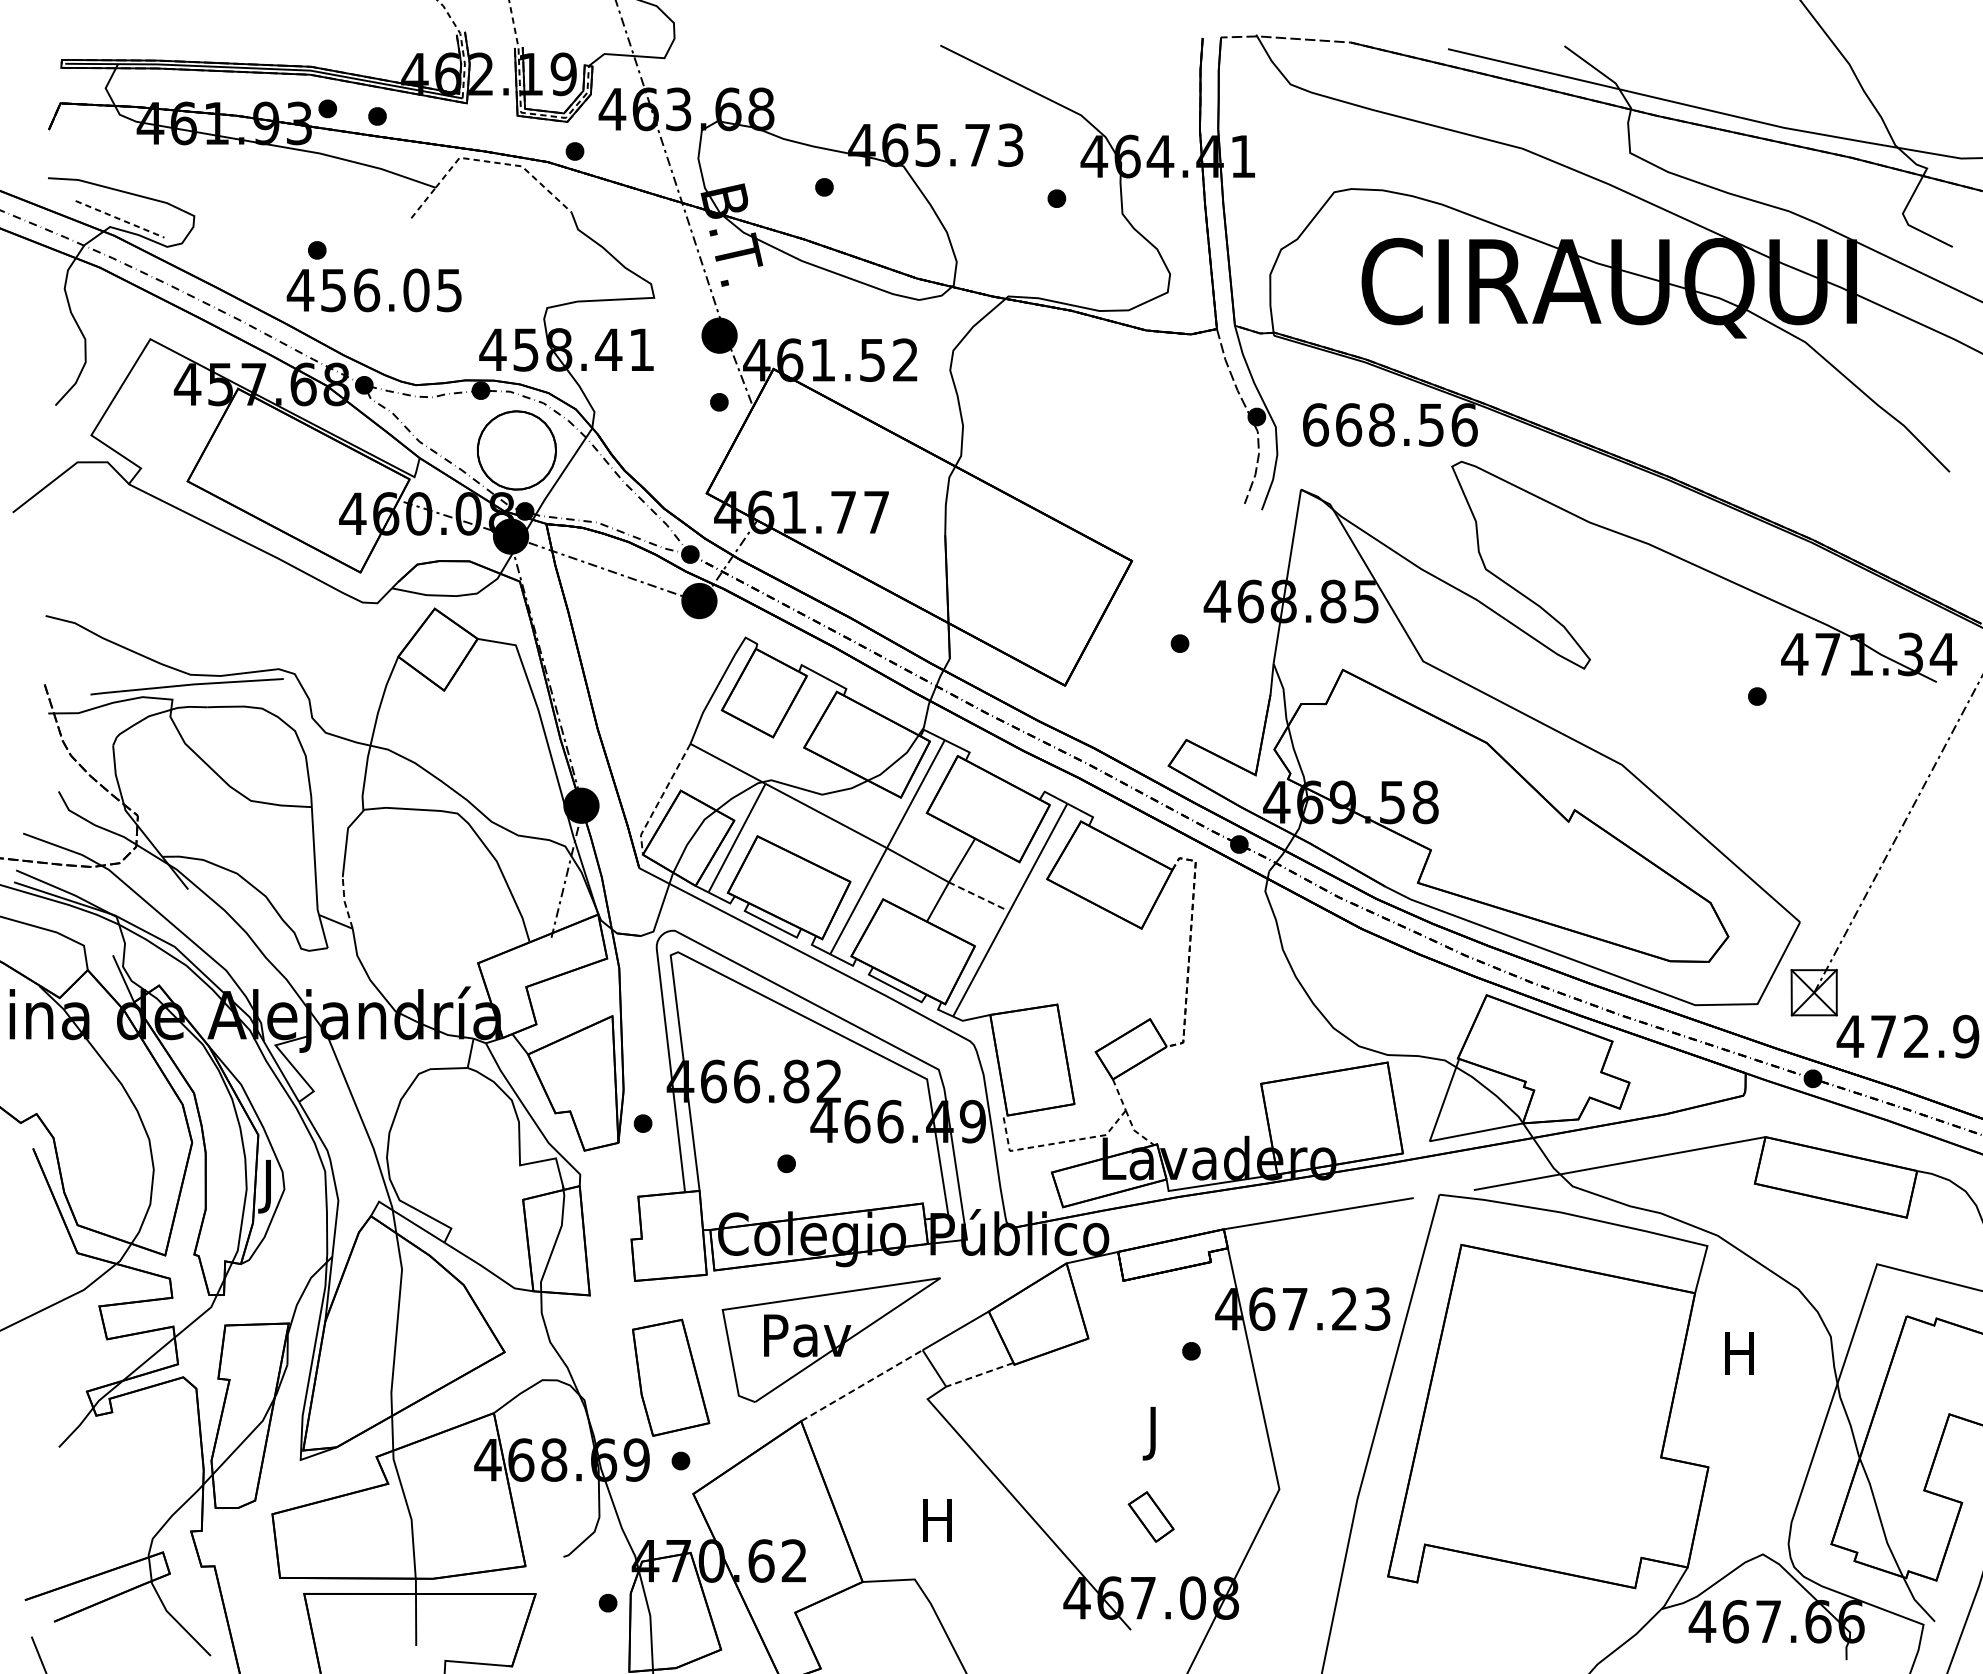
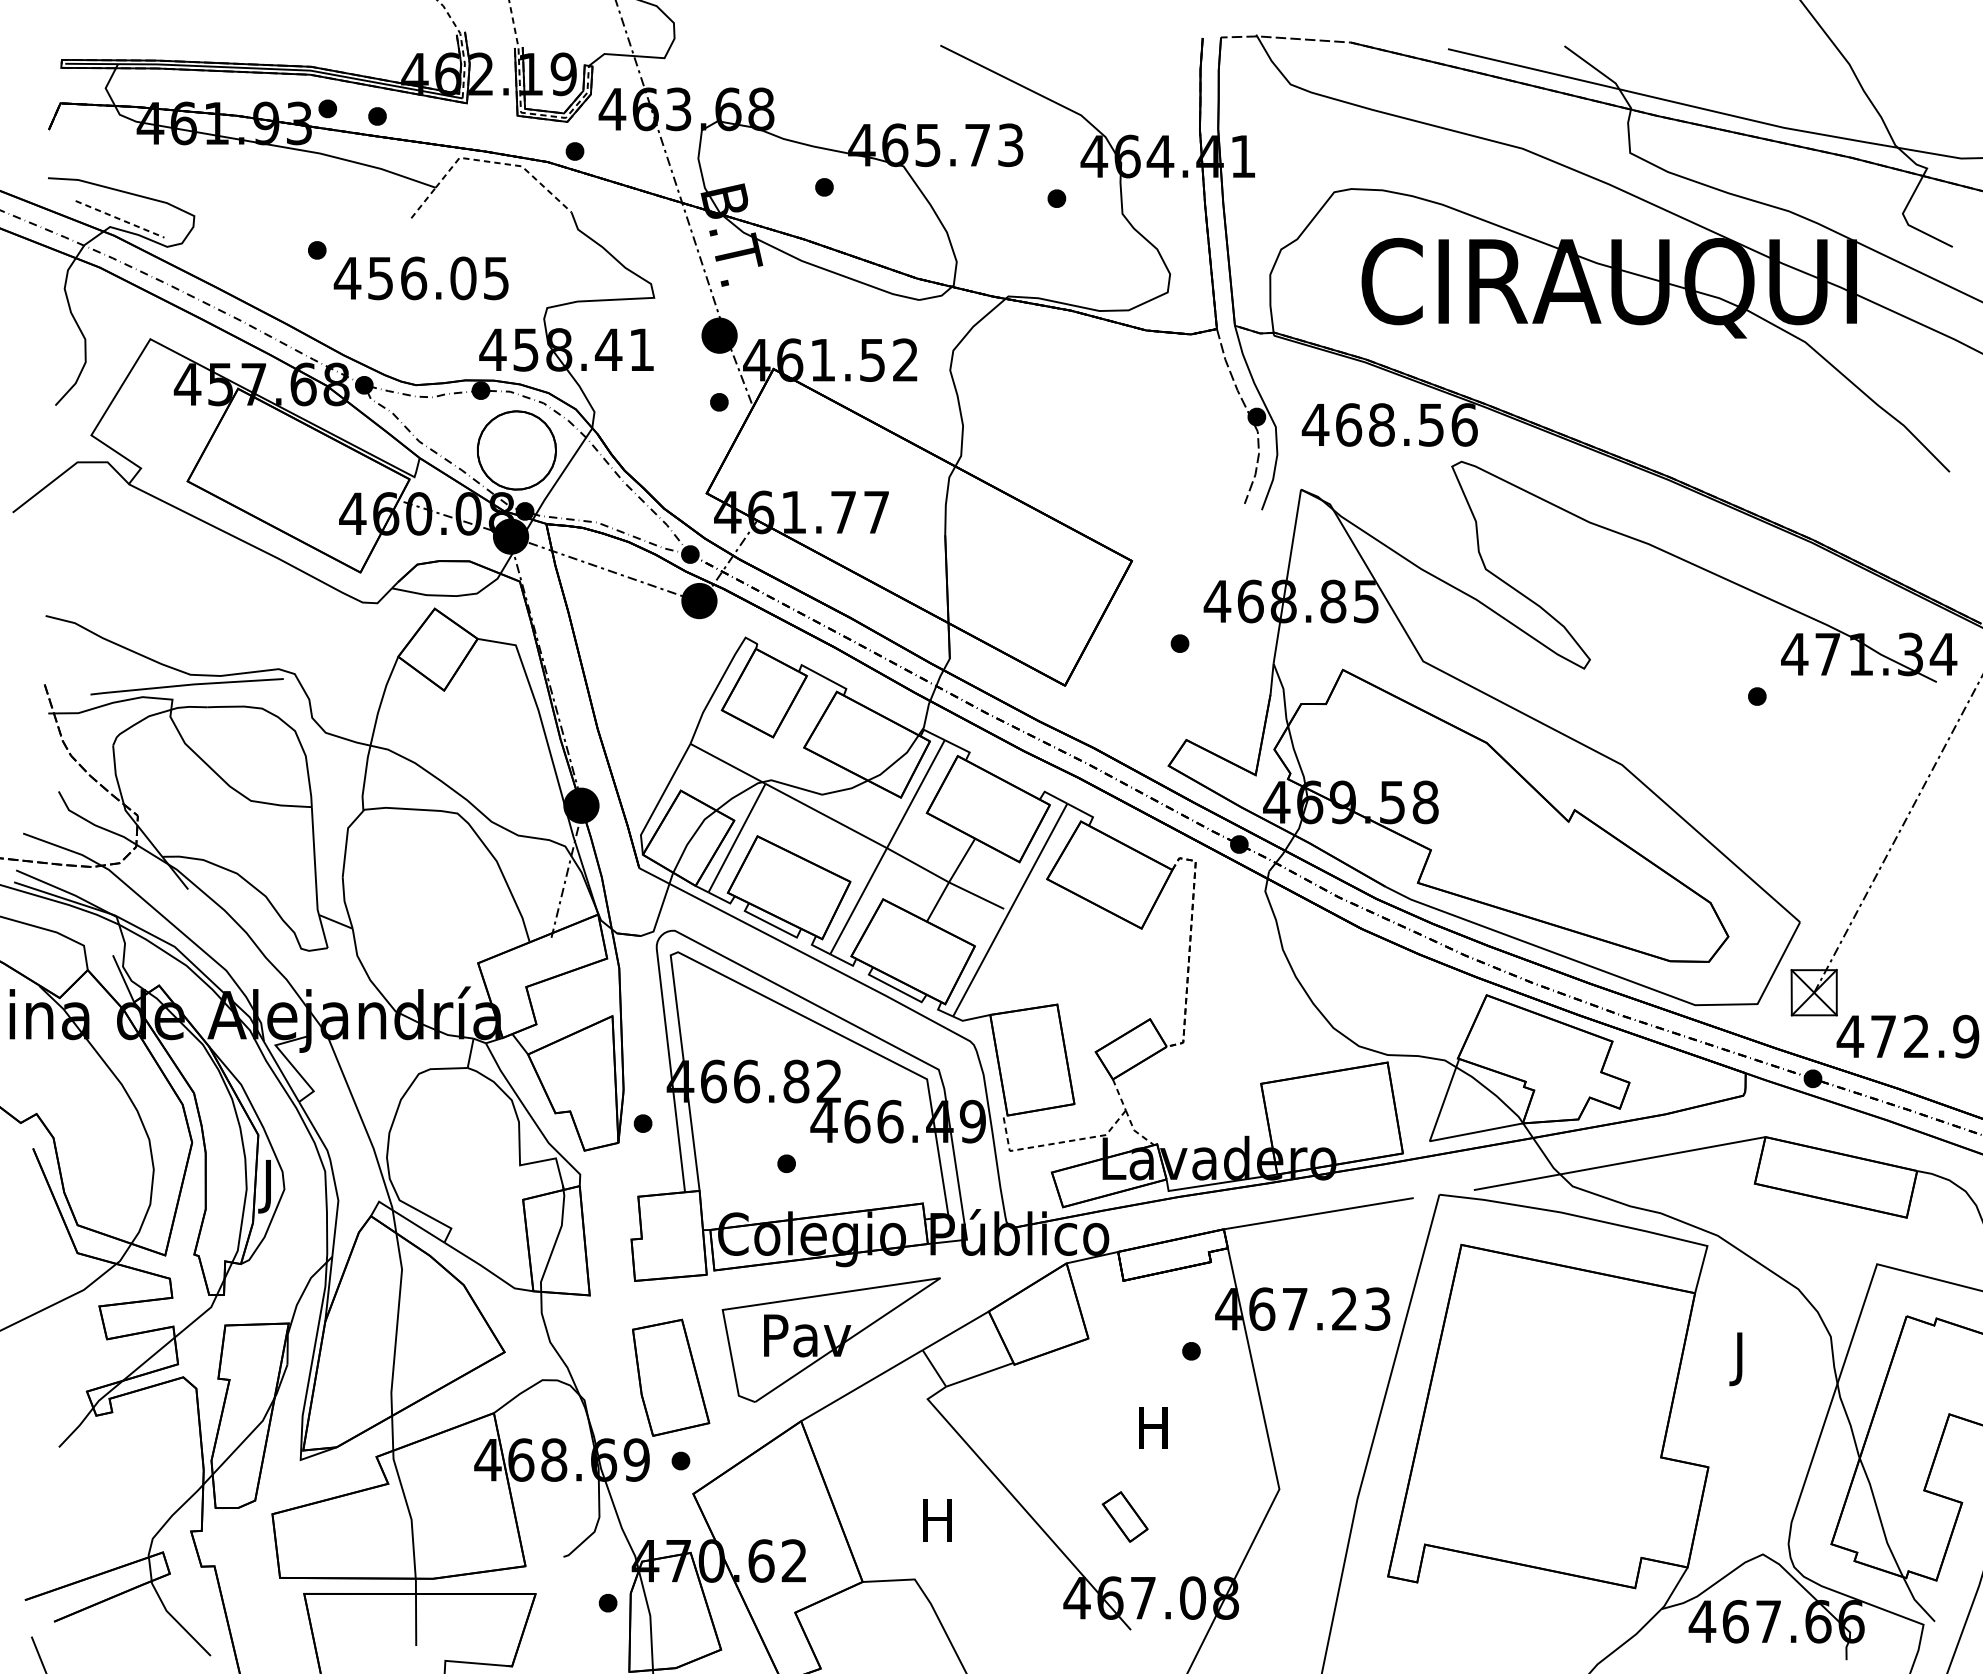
text position: (373, 290) -> (420, 278) (420, 278)
text: 668.56 -> 468.56 (1315, 424)
line: dashed -> solid (660, 799)
line: dashed -> solid (976, 895)
line: dashed -> solid (344, 902)
text: H -> J (1739, 1359)
line: dashed -> solid (979, 1374)
line: dashed -> solid (862, 1385)
text: J -> H (1153, 1433)
part position: (1150, 1516) -> (1124, 1516) (1124, 1516)
